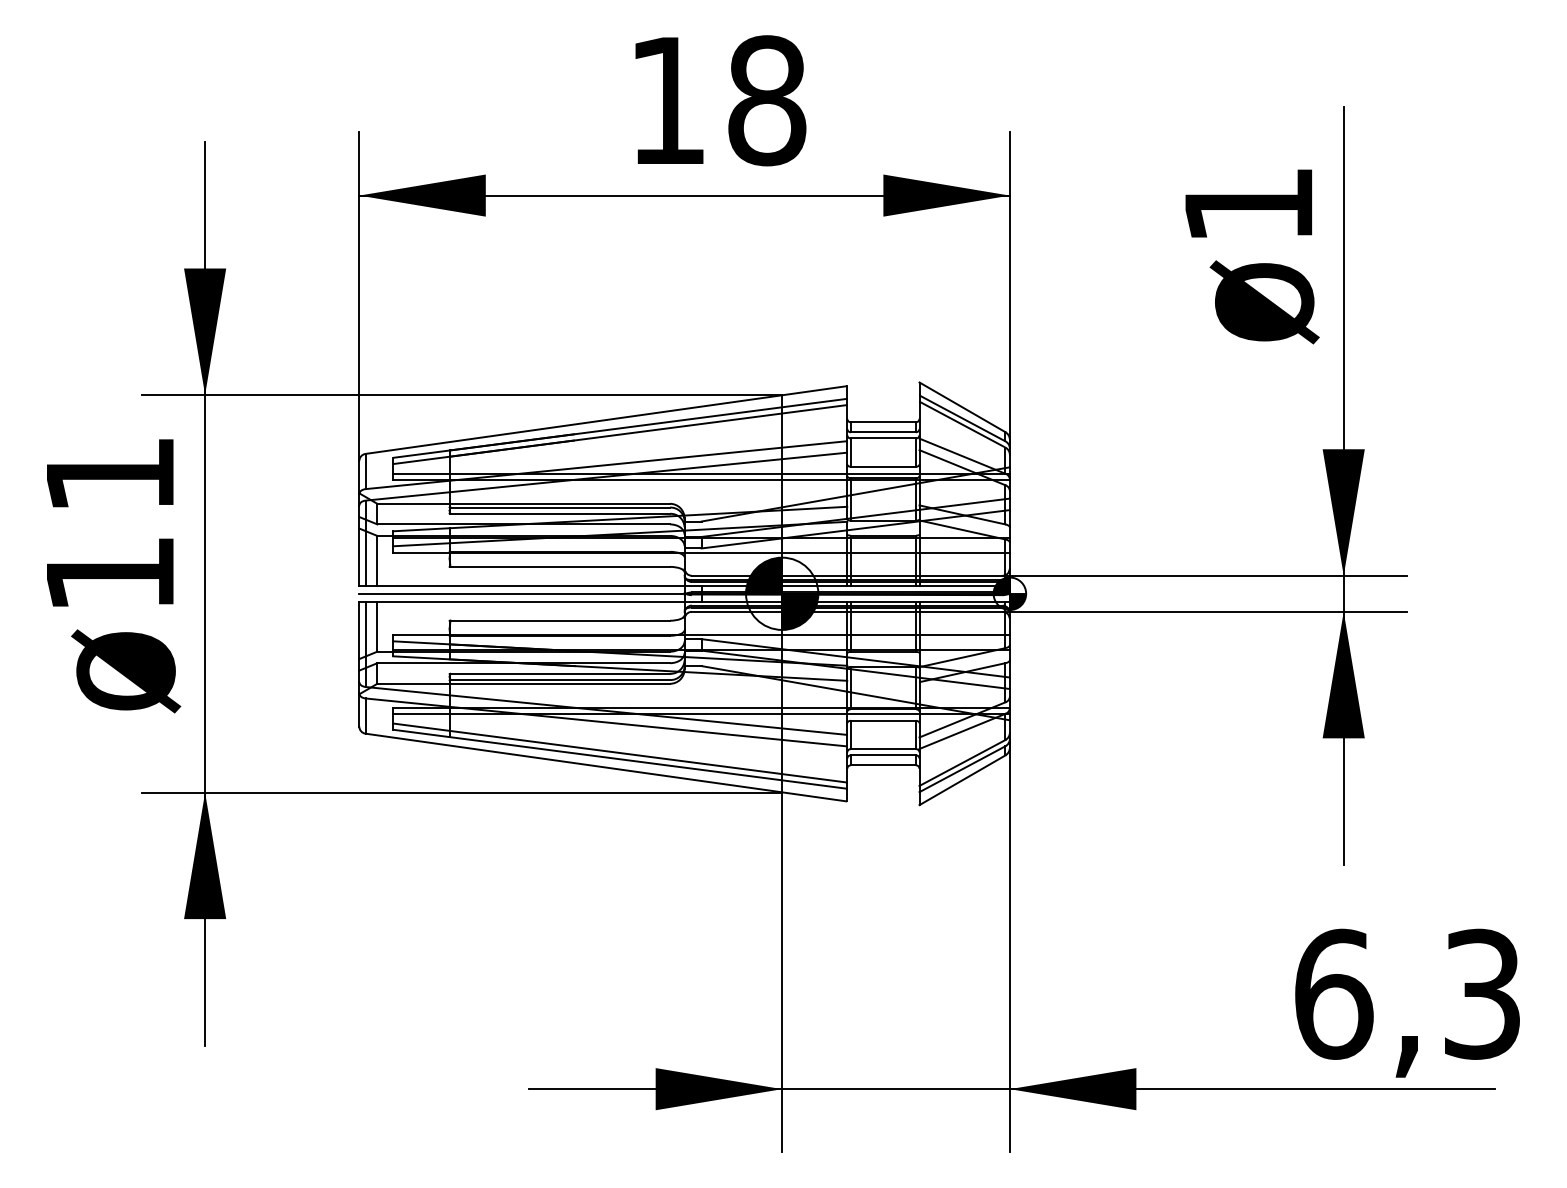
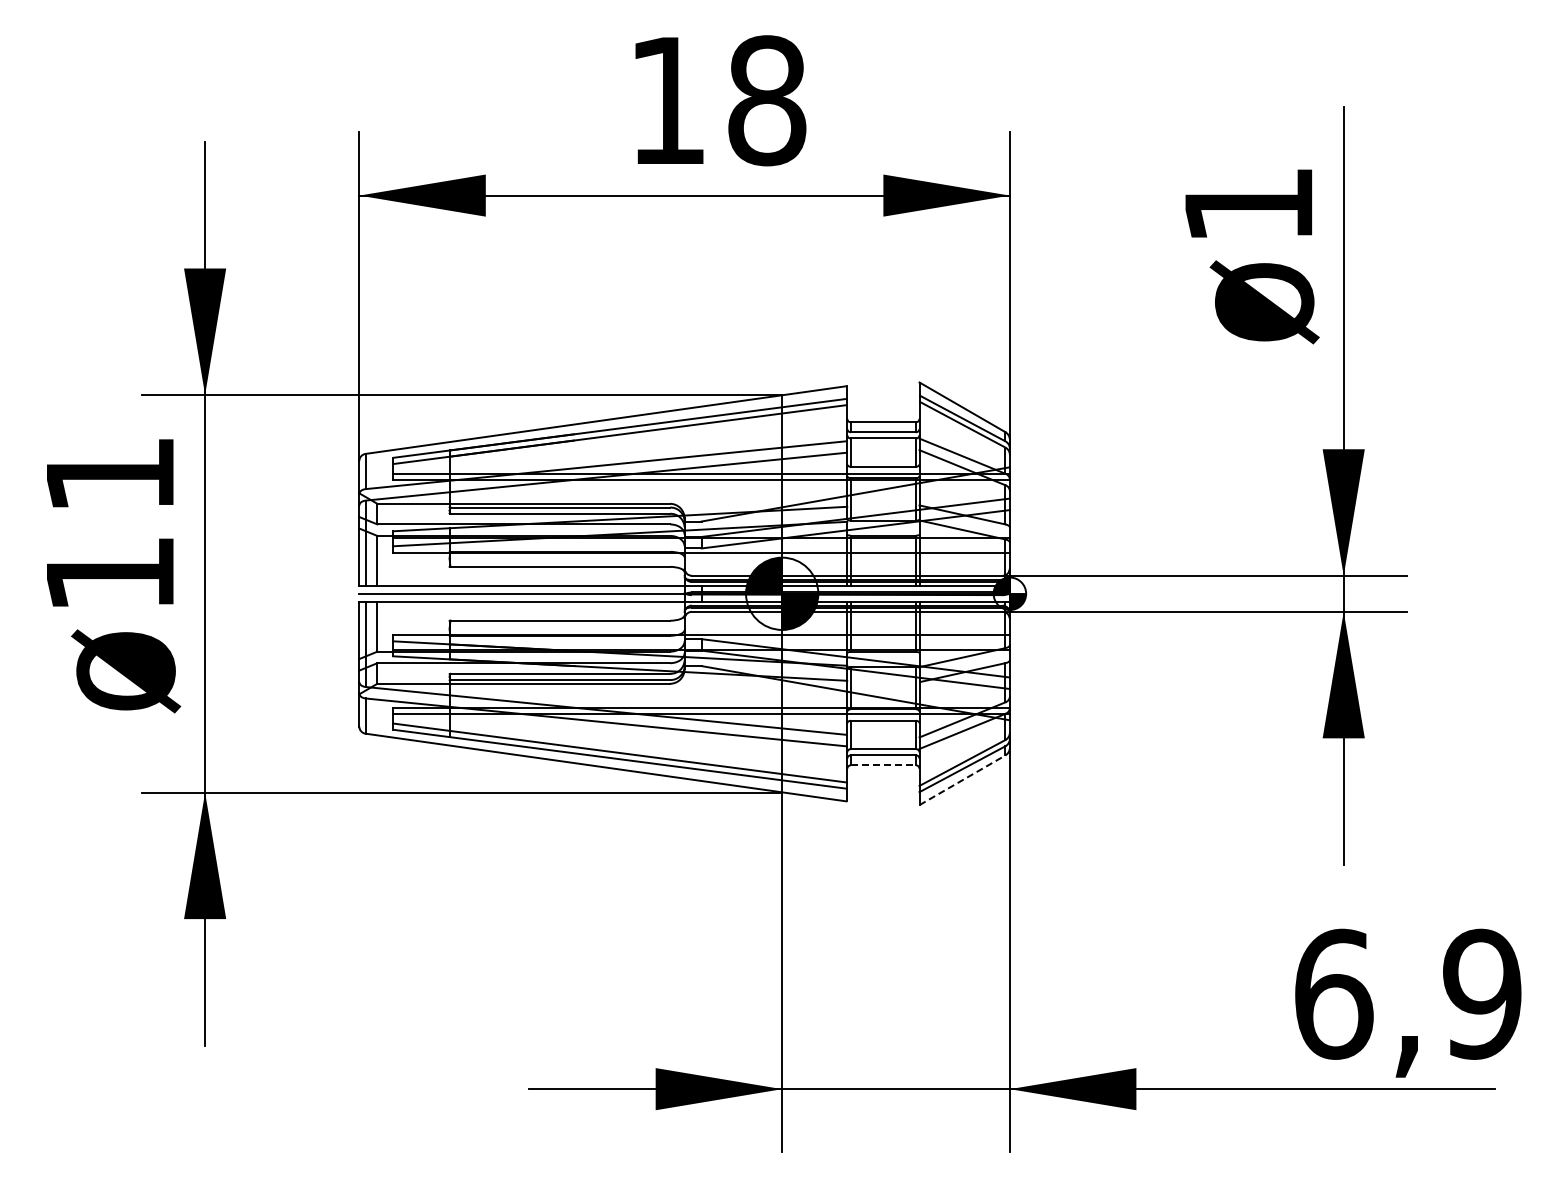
line: solid -> dashed (883, 765)
line: solid -> dashed (962, 780)
text: 6,3 -> 6,9 (1482, 993)
